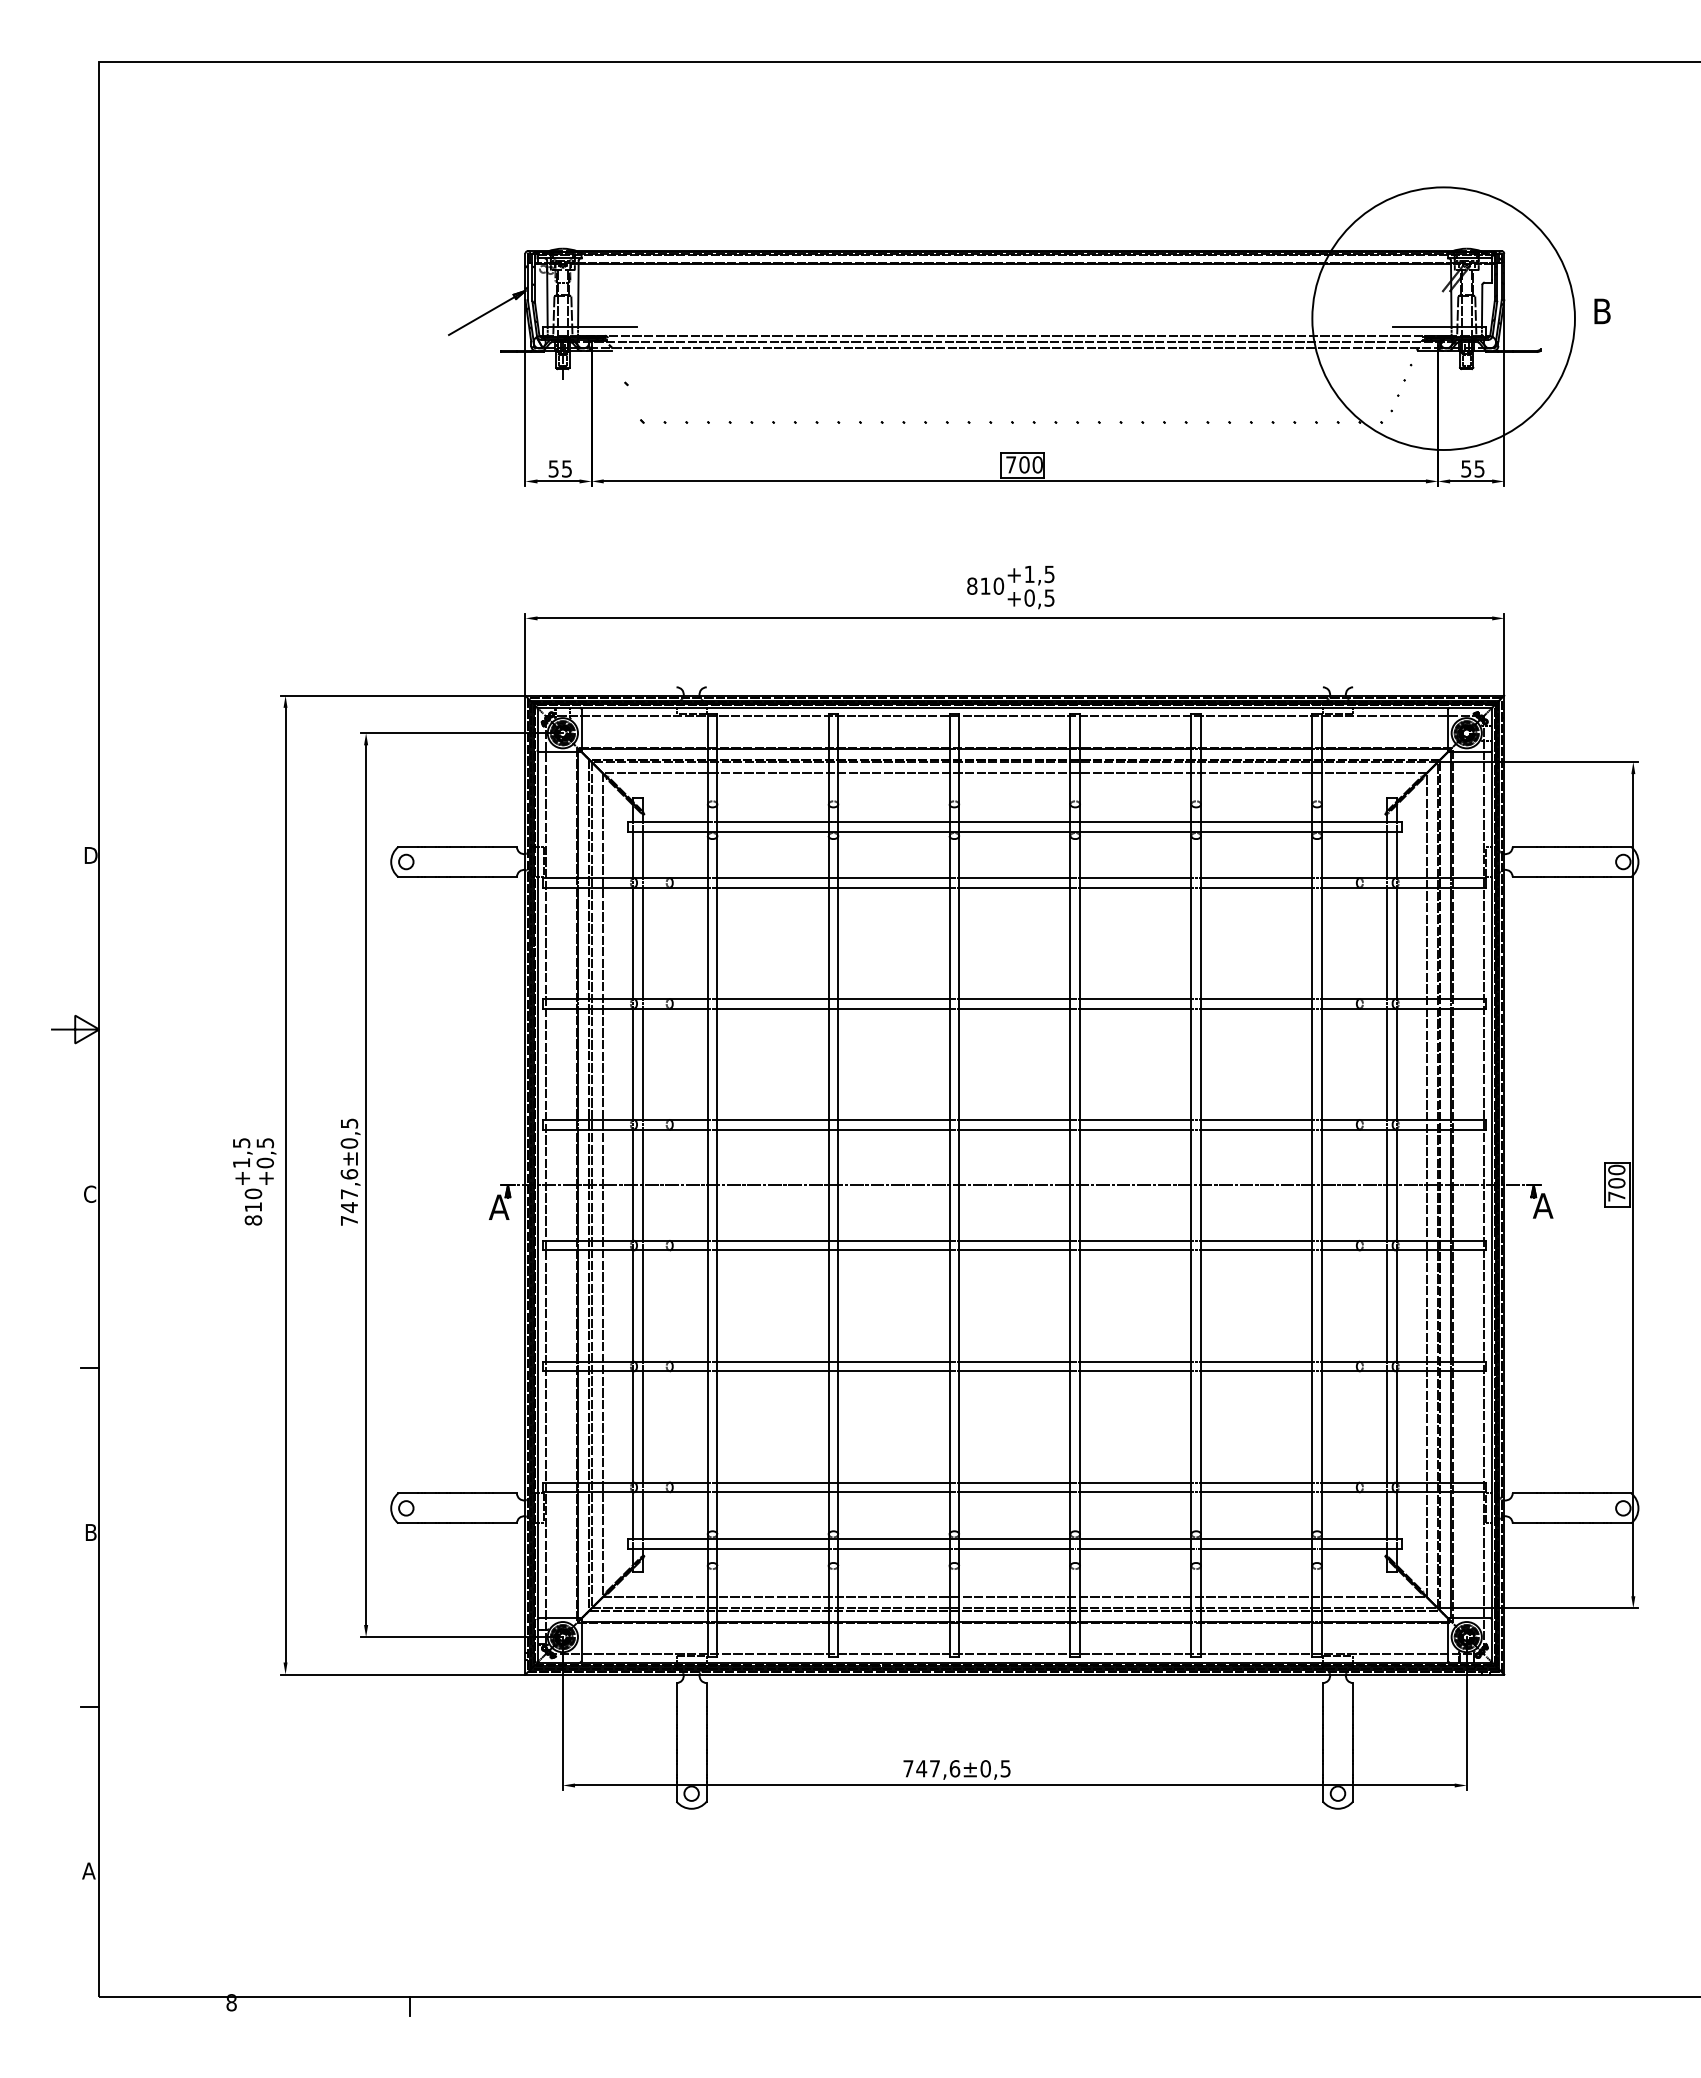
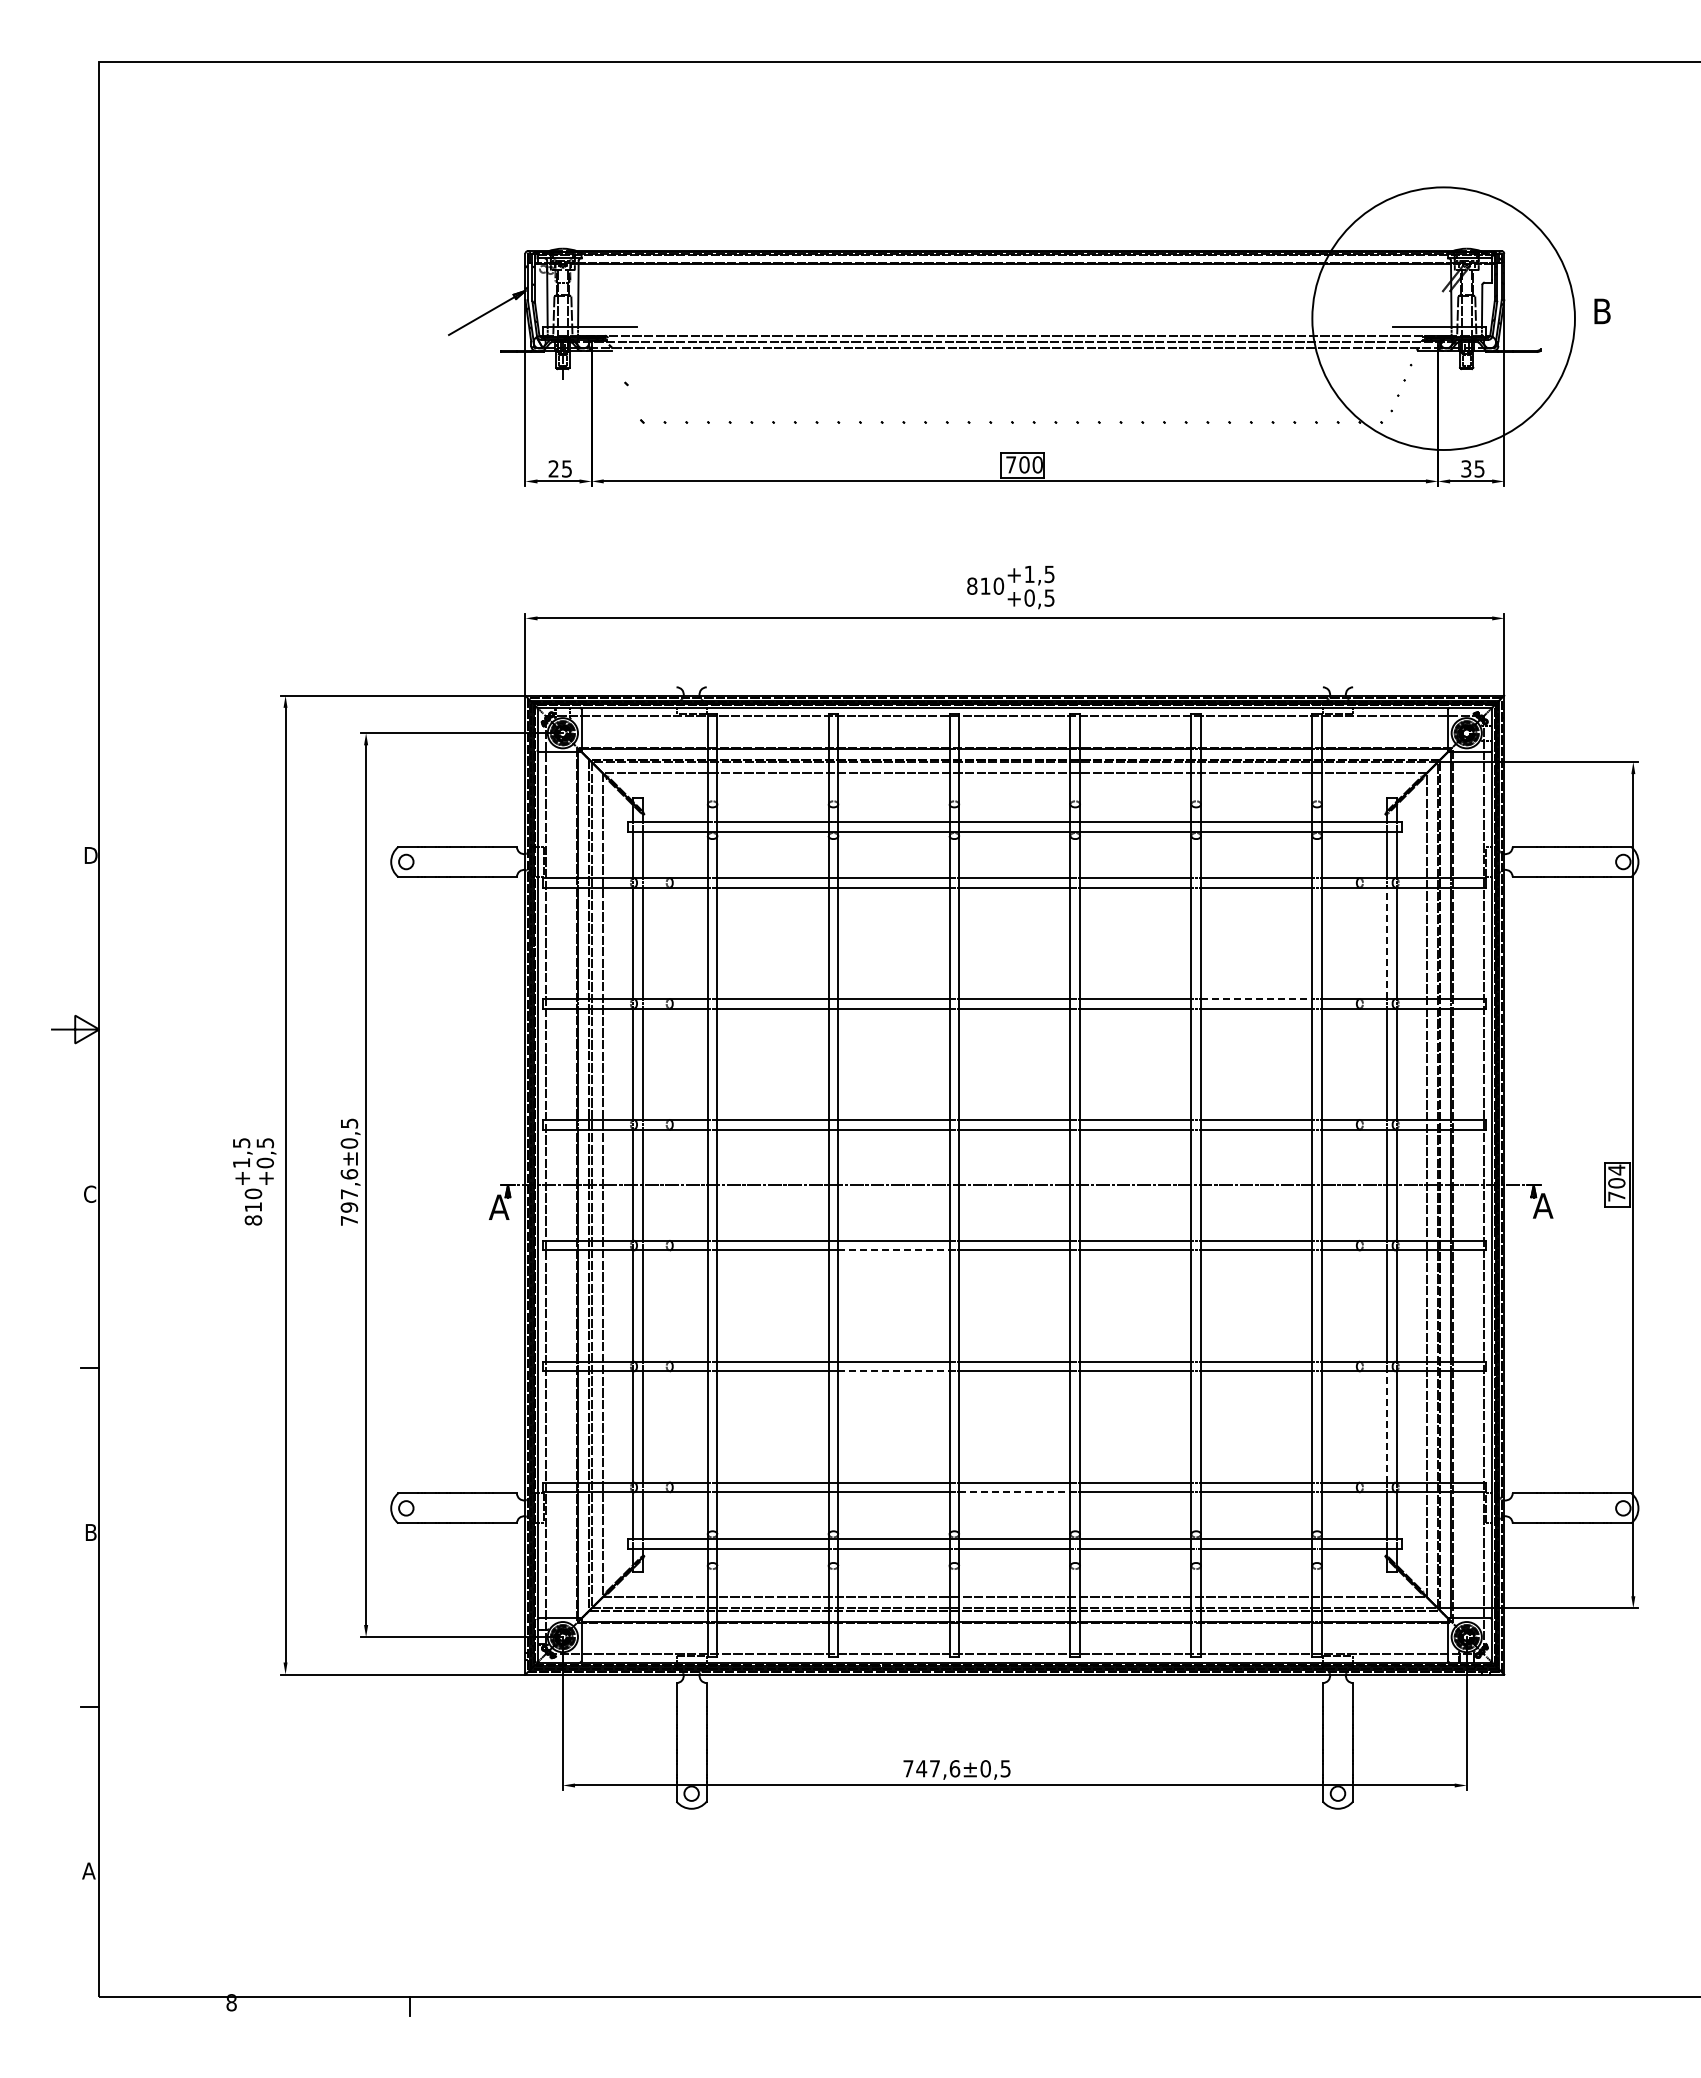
text: 55 -> 25 (553, 468)
text: 55 -> 35 (1466, 468)
line: solid -> dashed (1386, 943)
line: solid -> dashed (1256, 999)
text: 700 -> 704 (1616, 1169)
text: 747,6 -> 797,6 (349, 1207)
line: solid -> dashed (893, 1250)
line: solid -> dashed (893, 1371)
line: solid -> dashed (1386, 1427)
line: solid -> dashed (1014, 1492)
